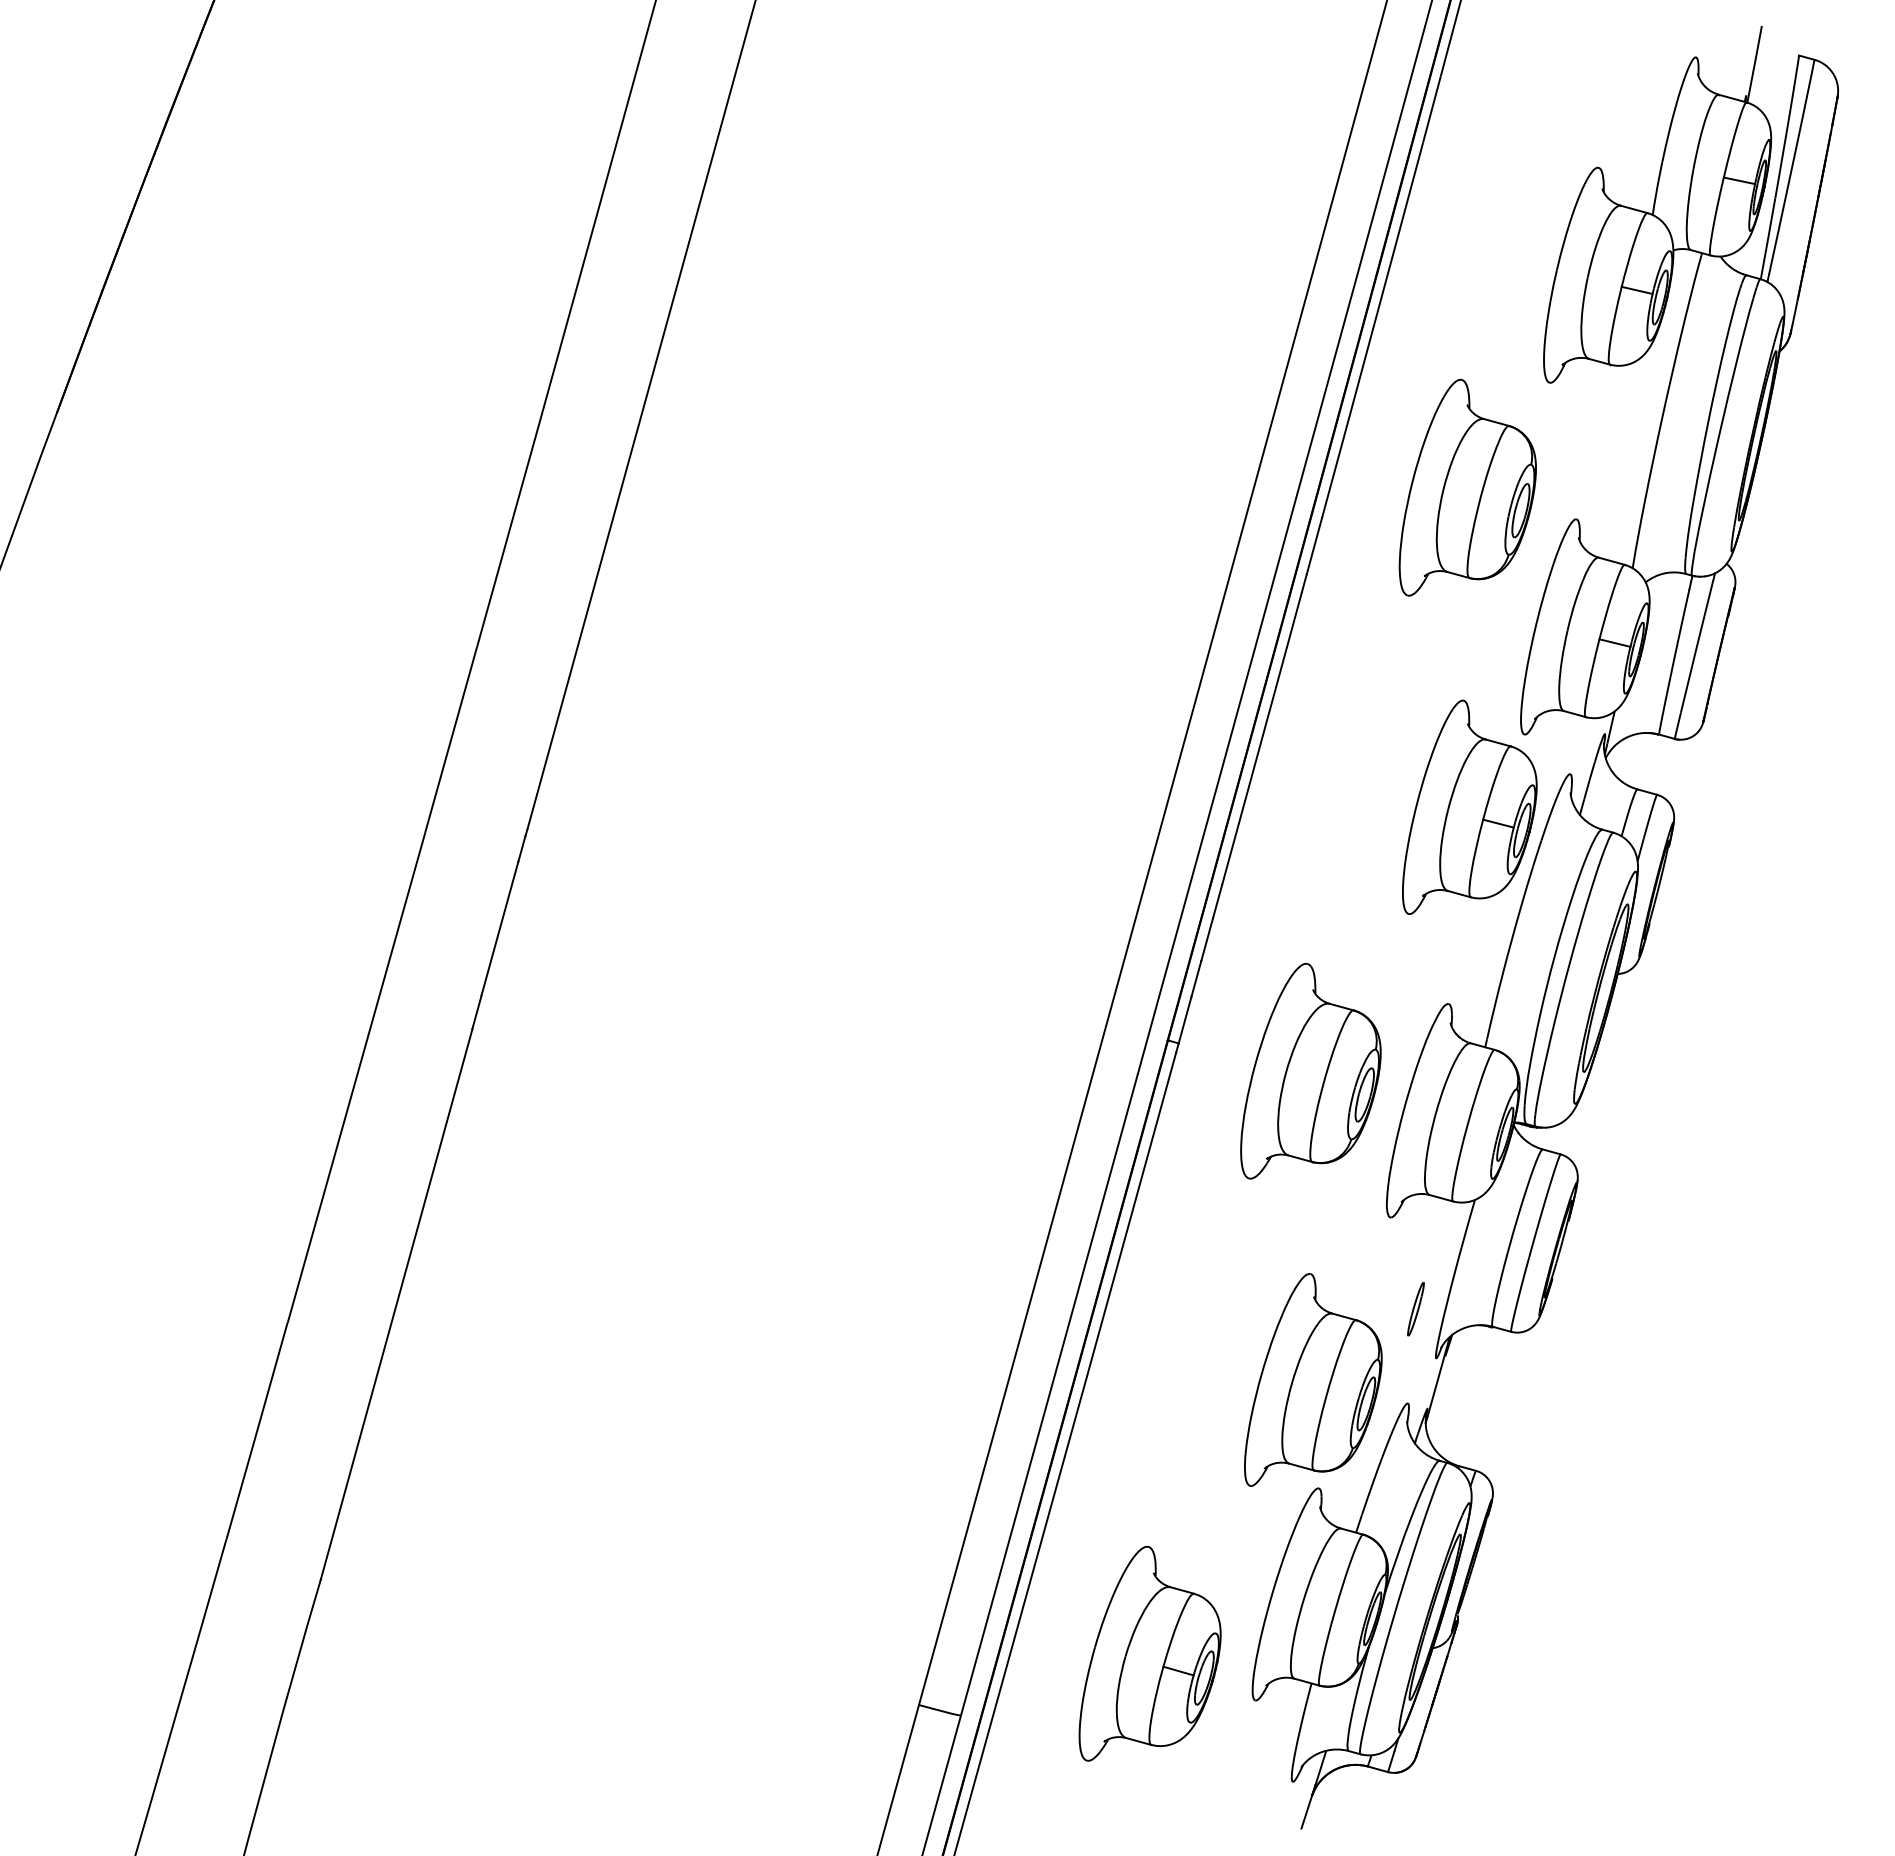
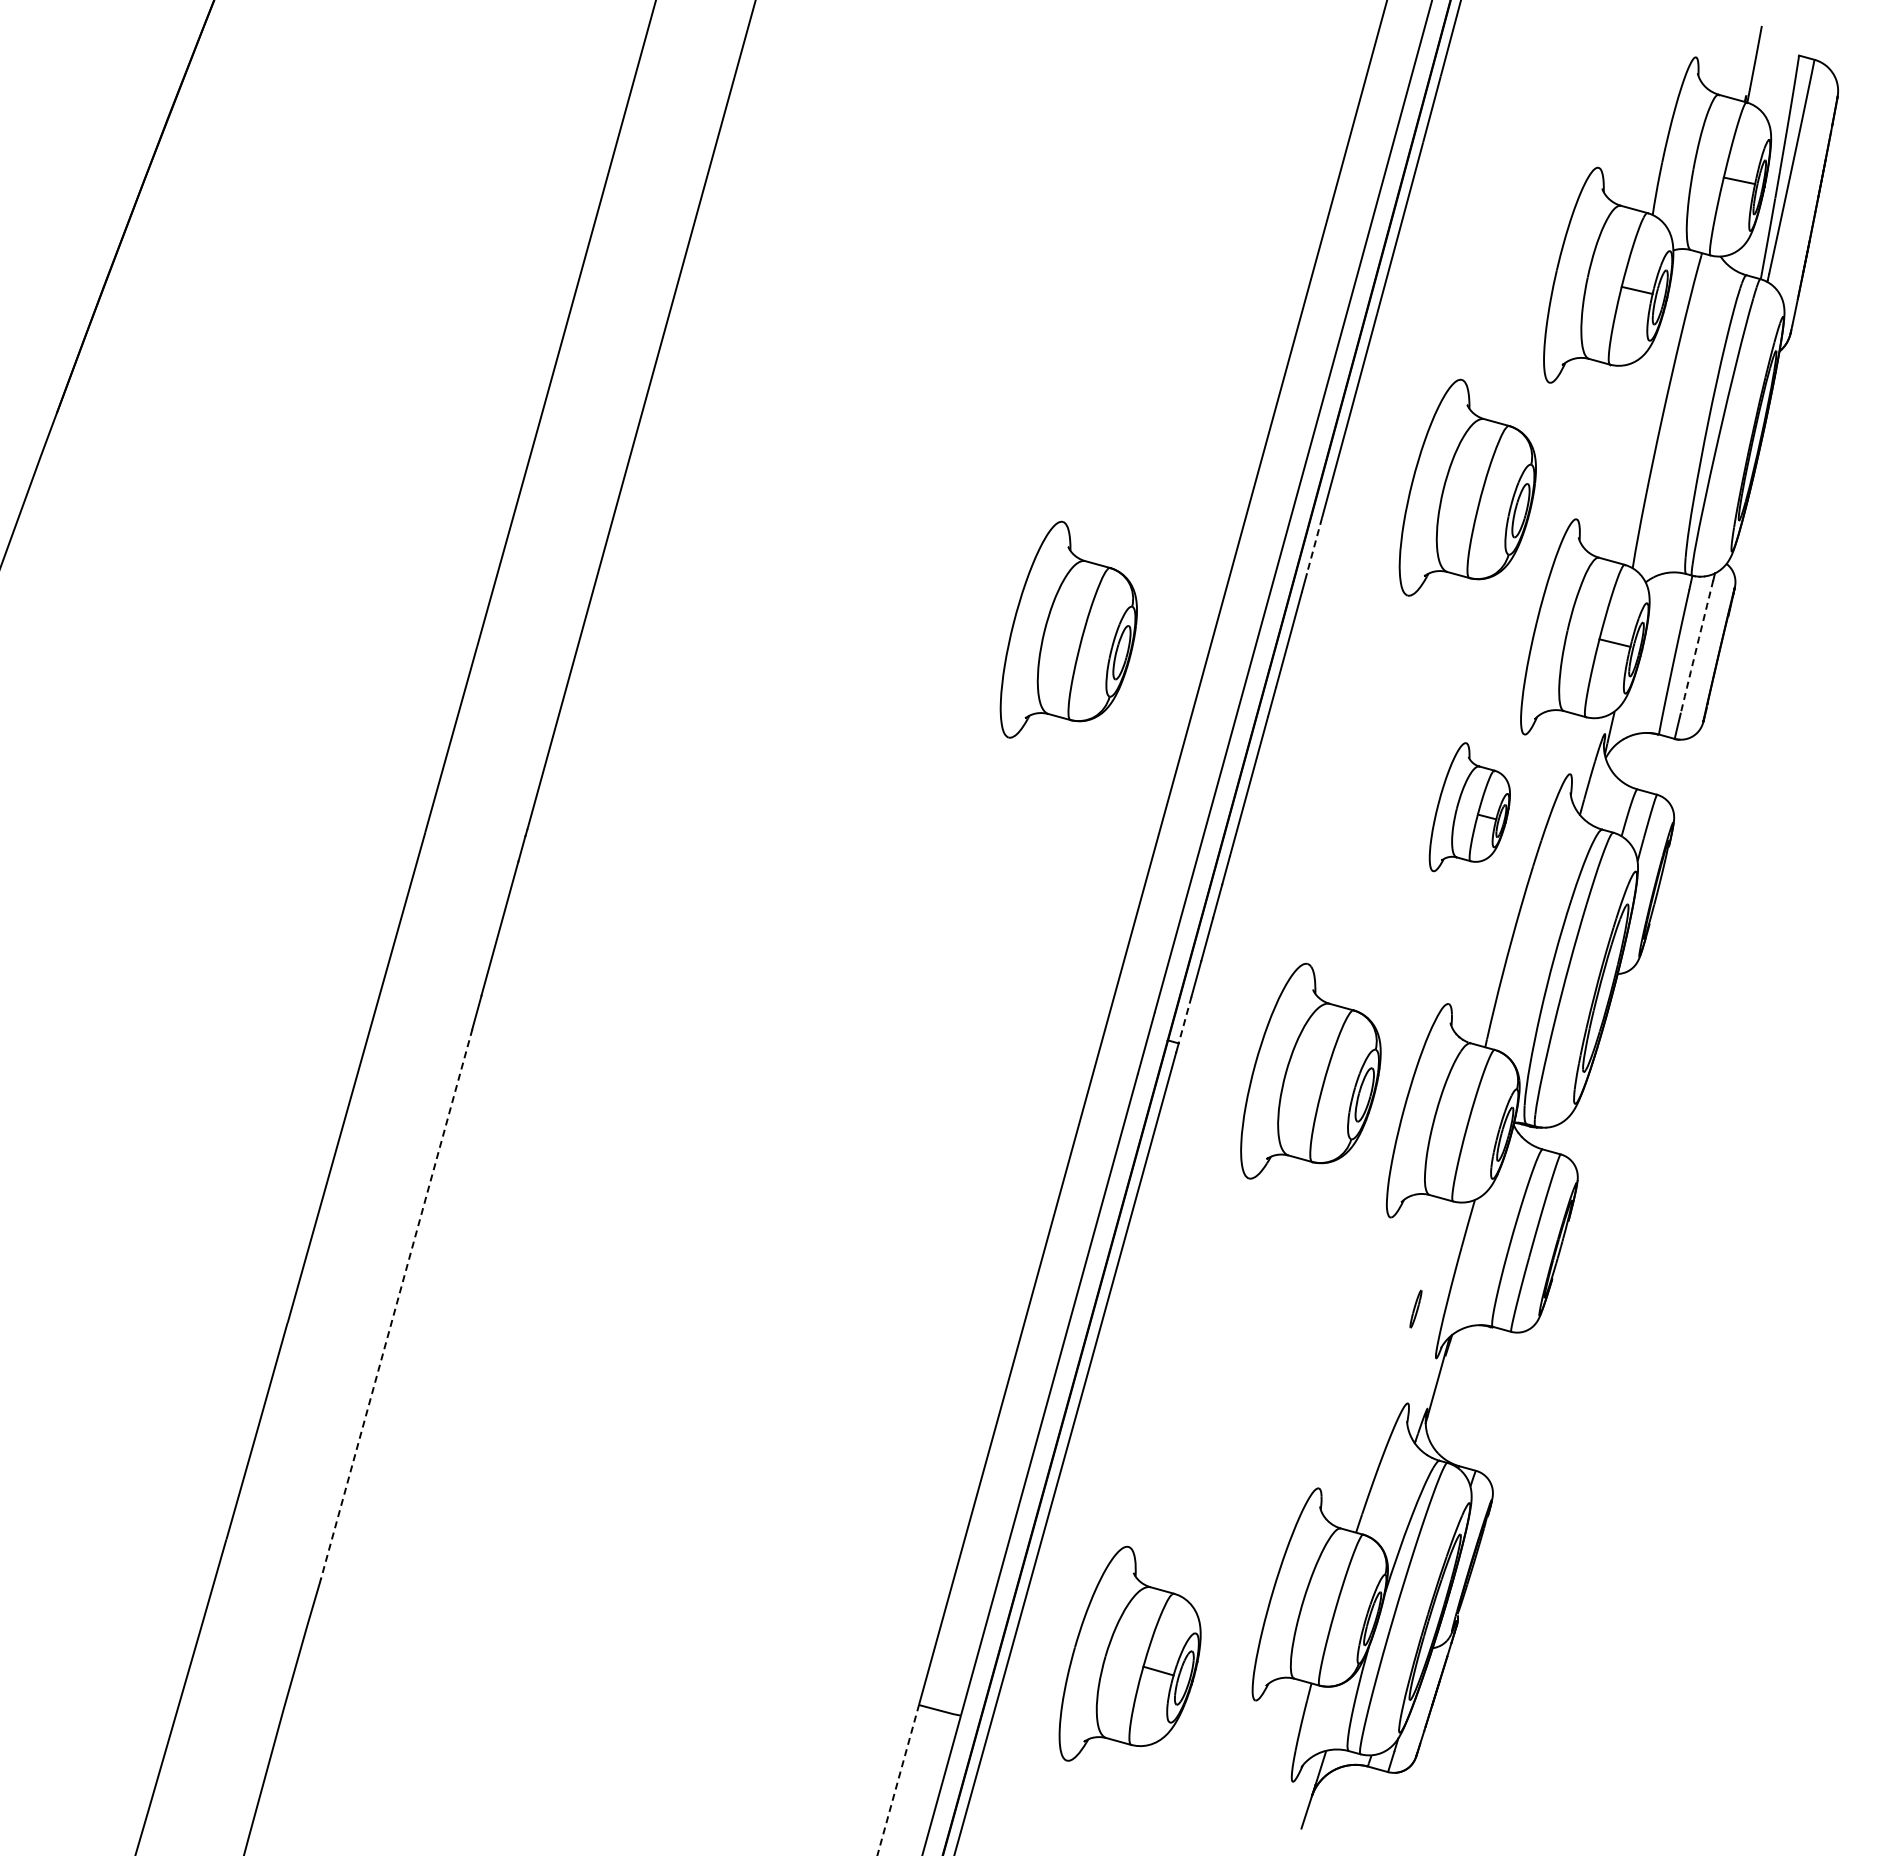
line: solid -> dashed (1314, 546)
part: none -> present (1068, 629)
arc: solid -> dashed (1696, 646)
part size: 136x216 px -> 83x131 px (1469, 807)
line: solid -> dashed (1184, 1020)
line: solid -> dashed (396, 1304)
part size: 18x56 px -> 14x40 px (1415, 1308)
part: present -> none (1313, 1379)
part position: (1149, 1653) -> (1129, 1653) (1129, 1653)
arc: solid -> dashed (898, 1780)
